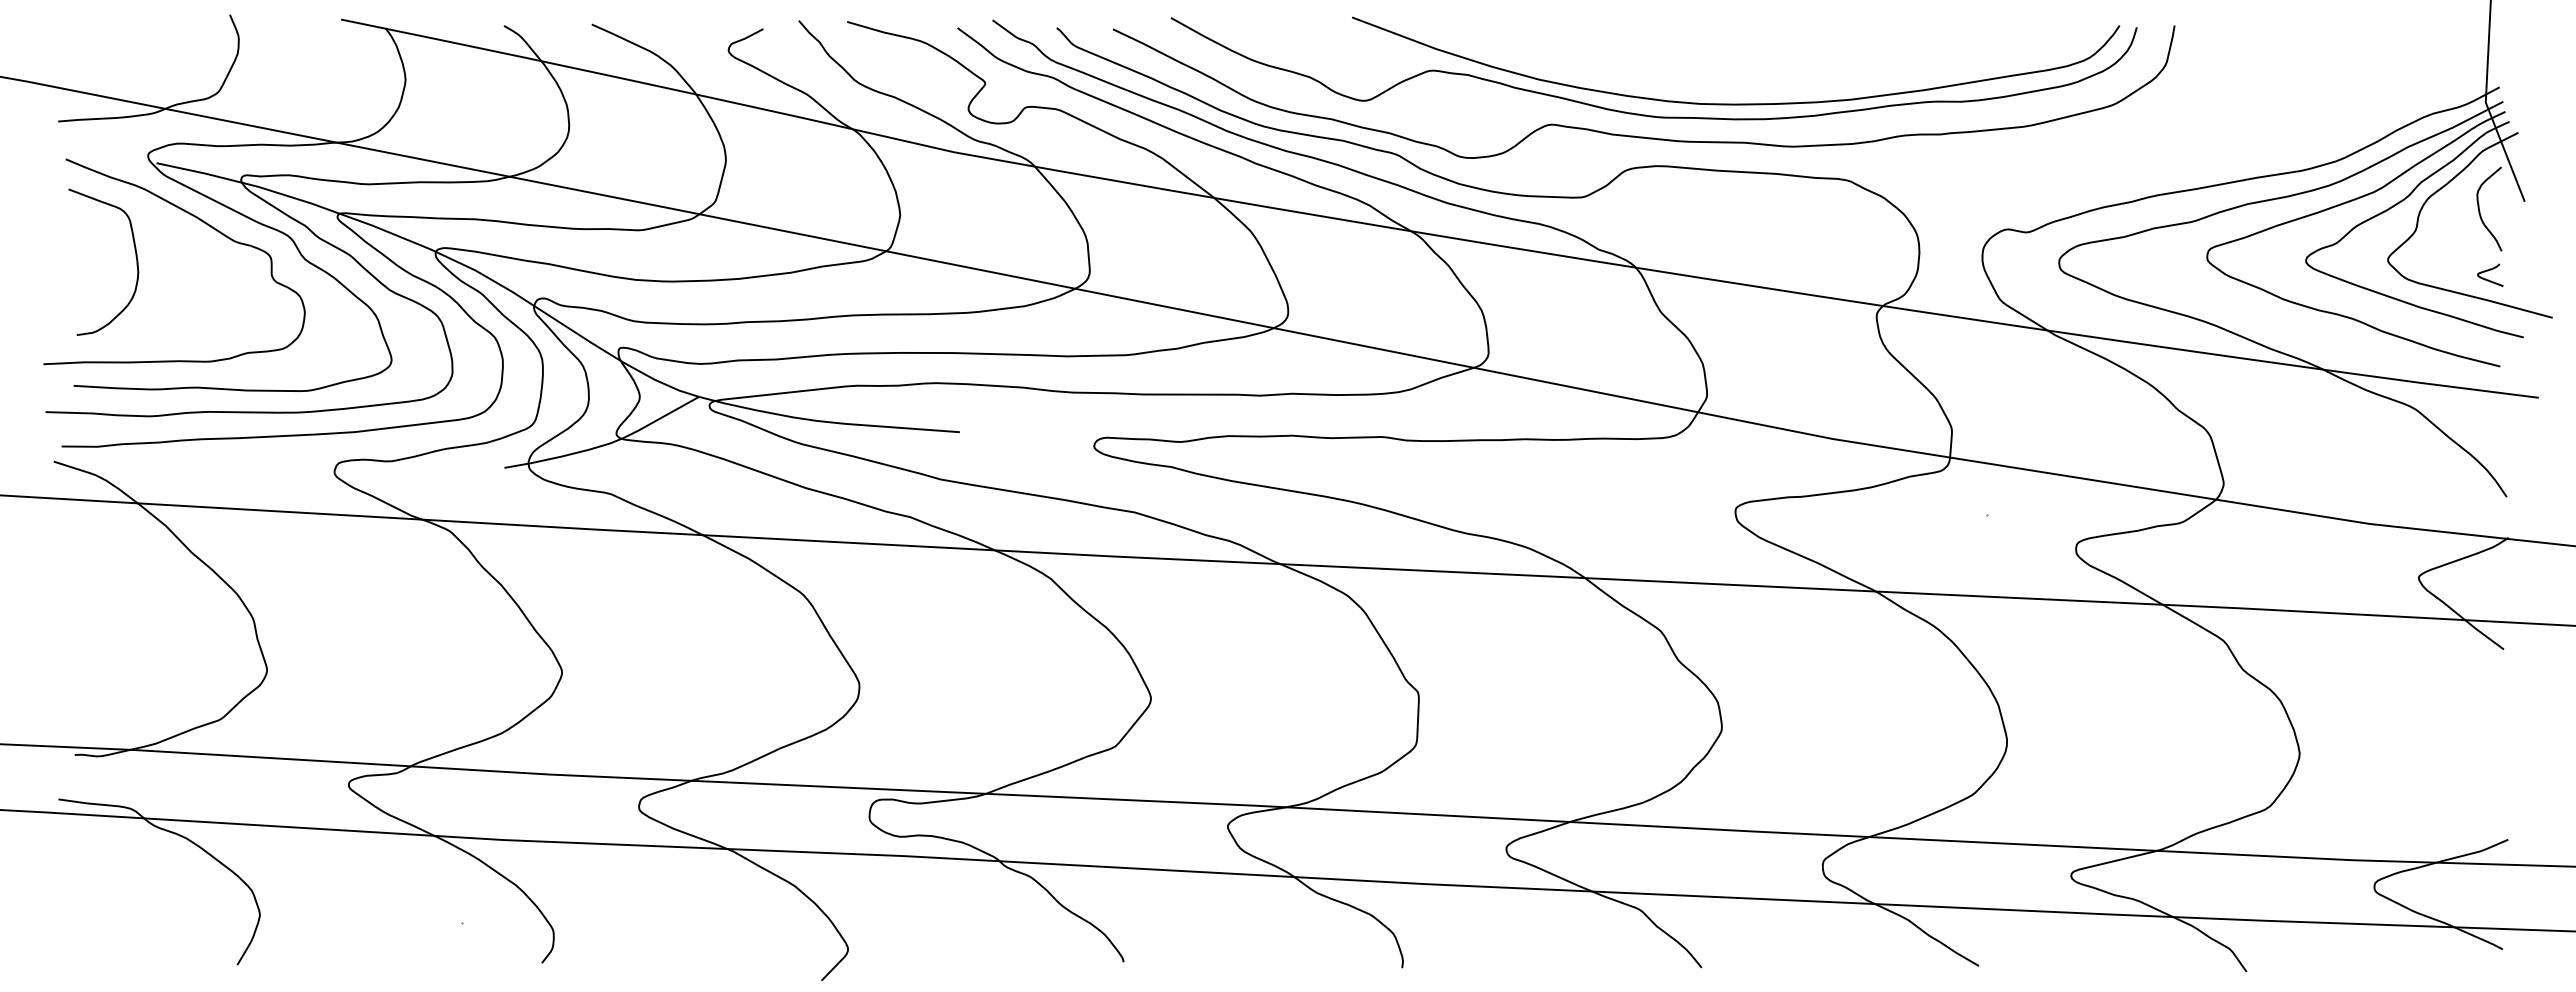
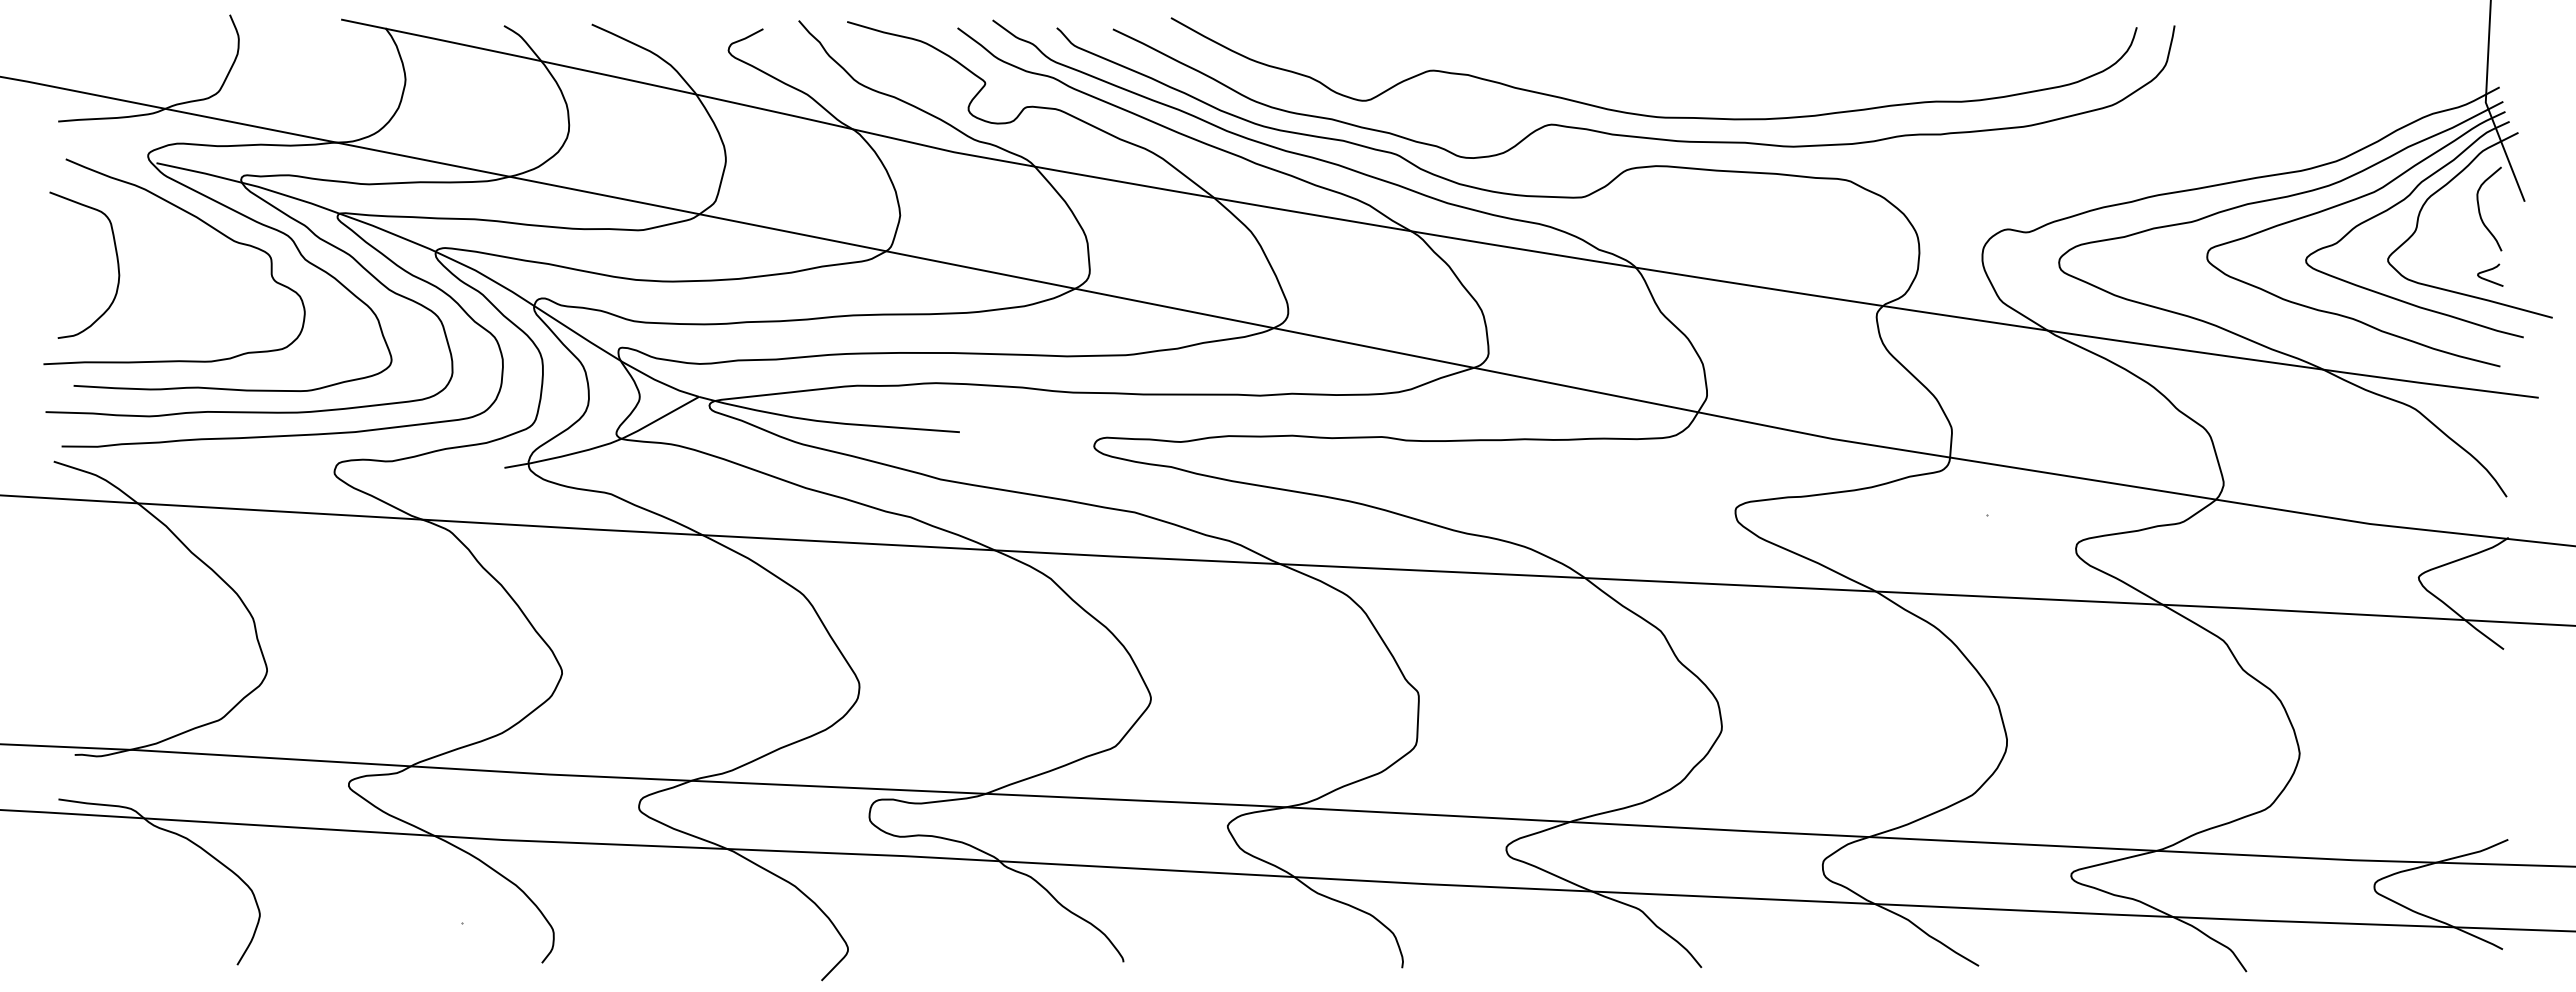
curve: present -> none (1736, 103)
curve position: (135, 256) -> (116, 259) (116, 259)
